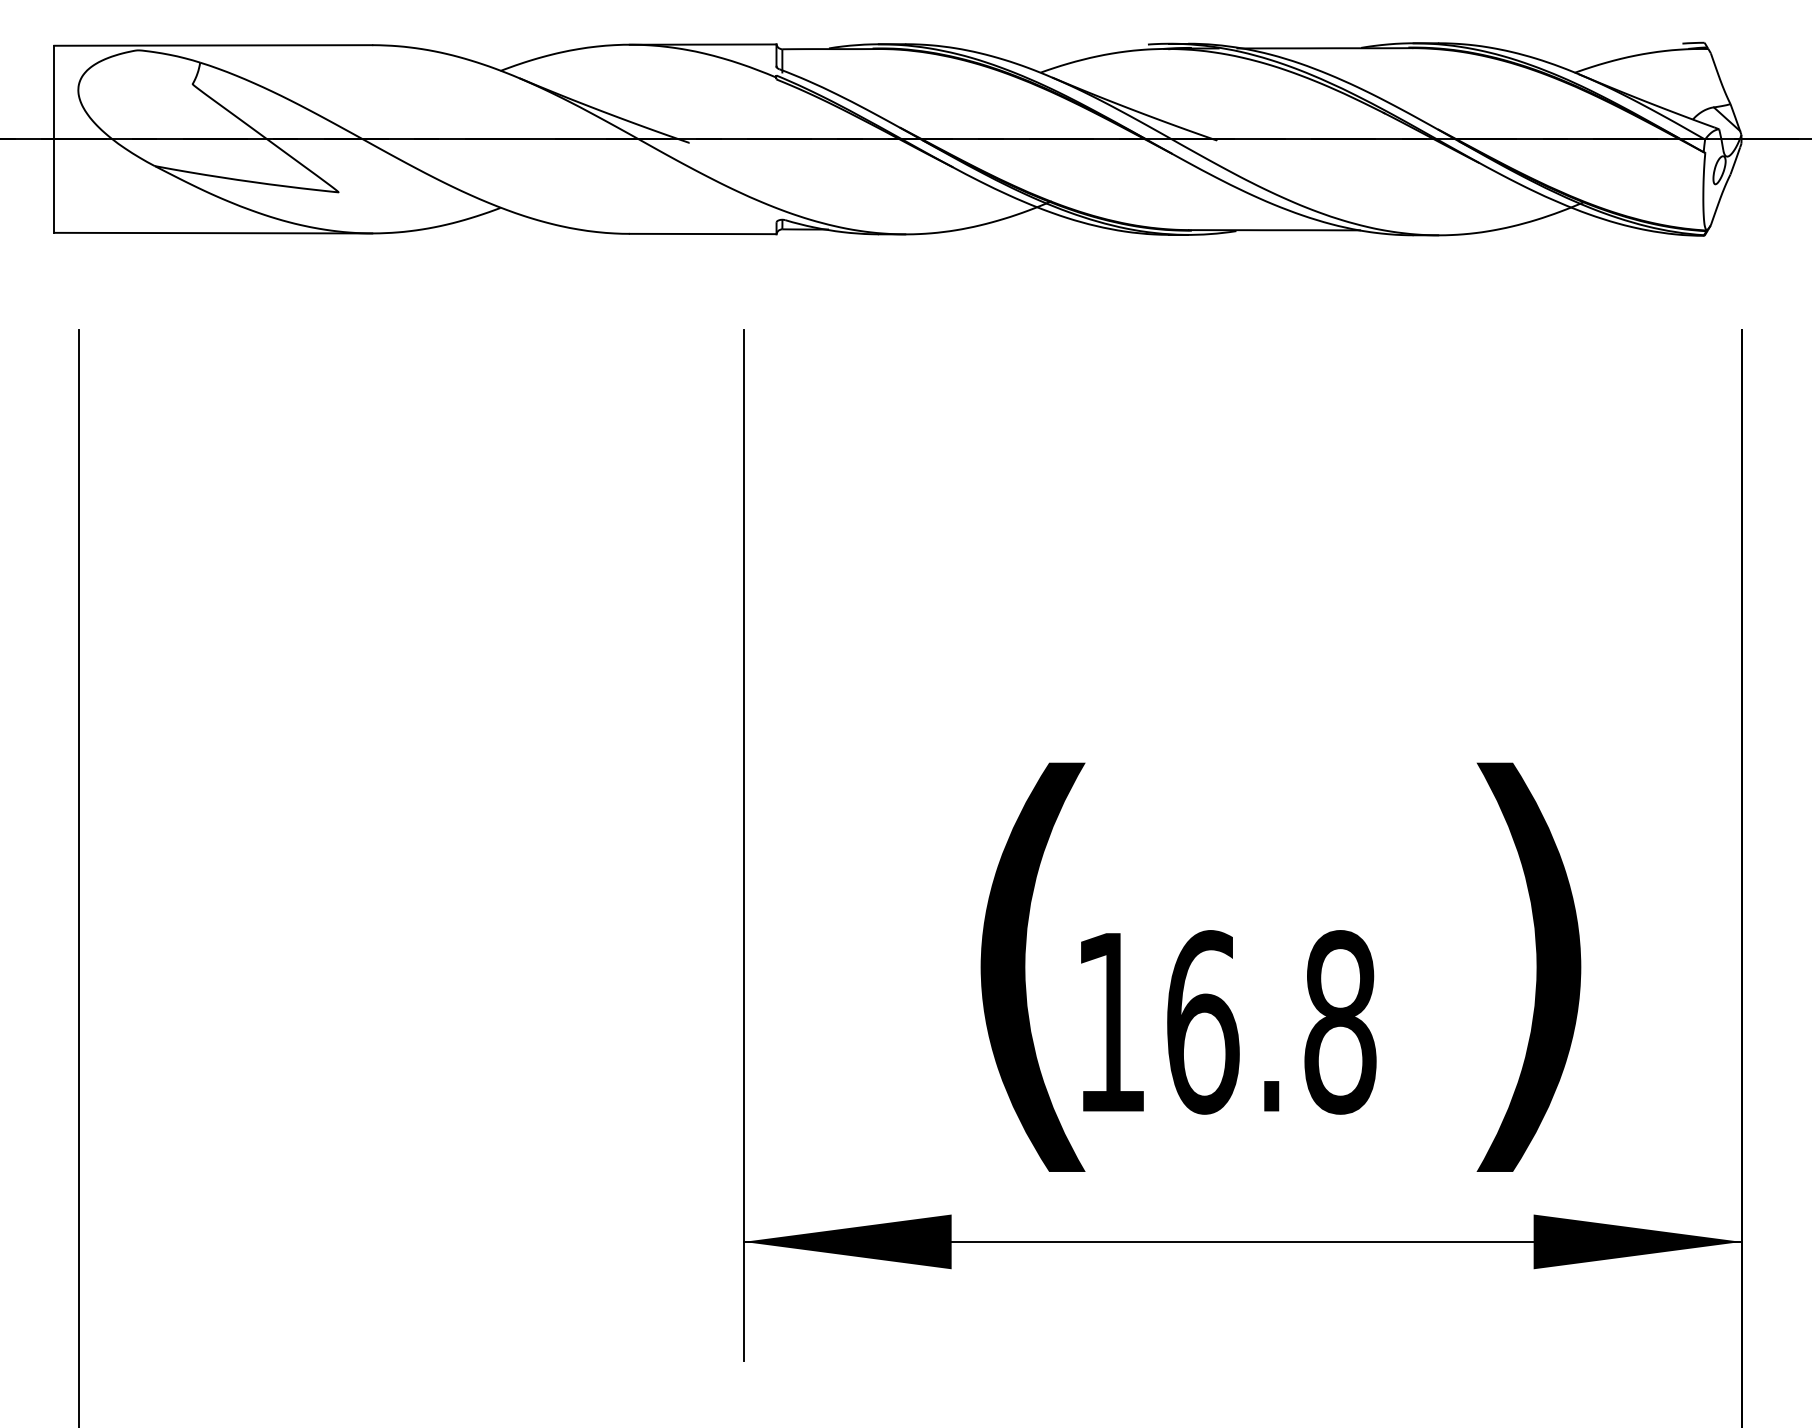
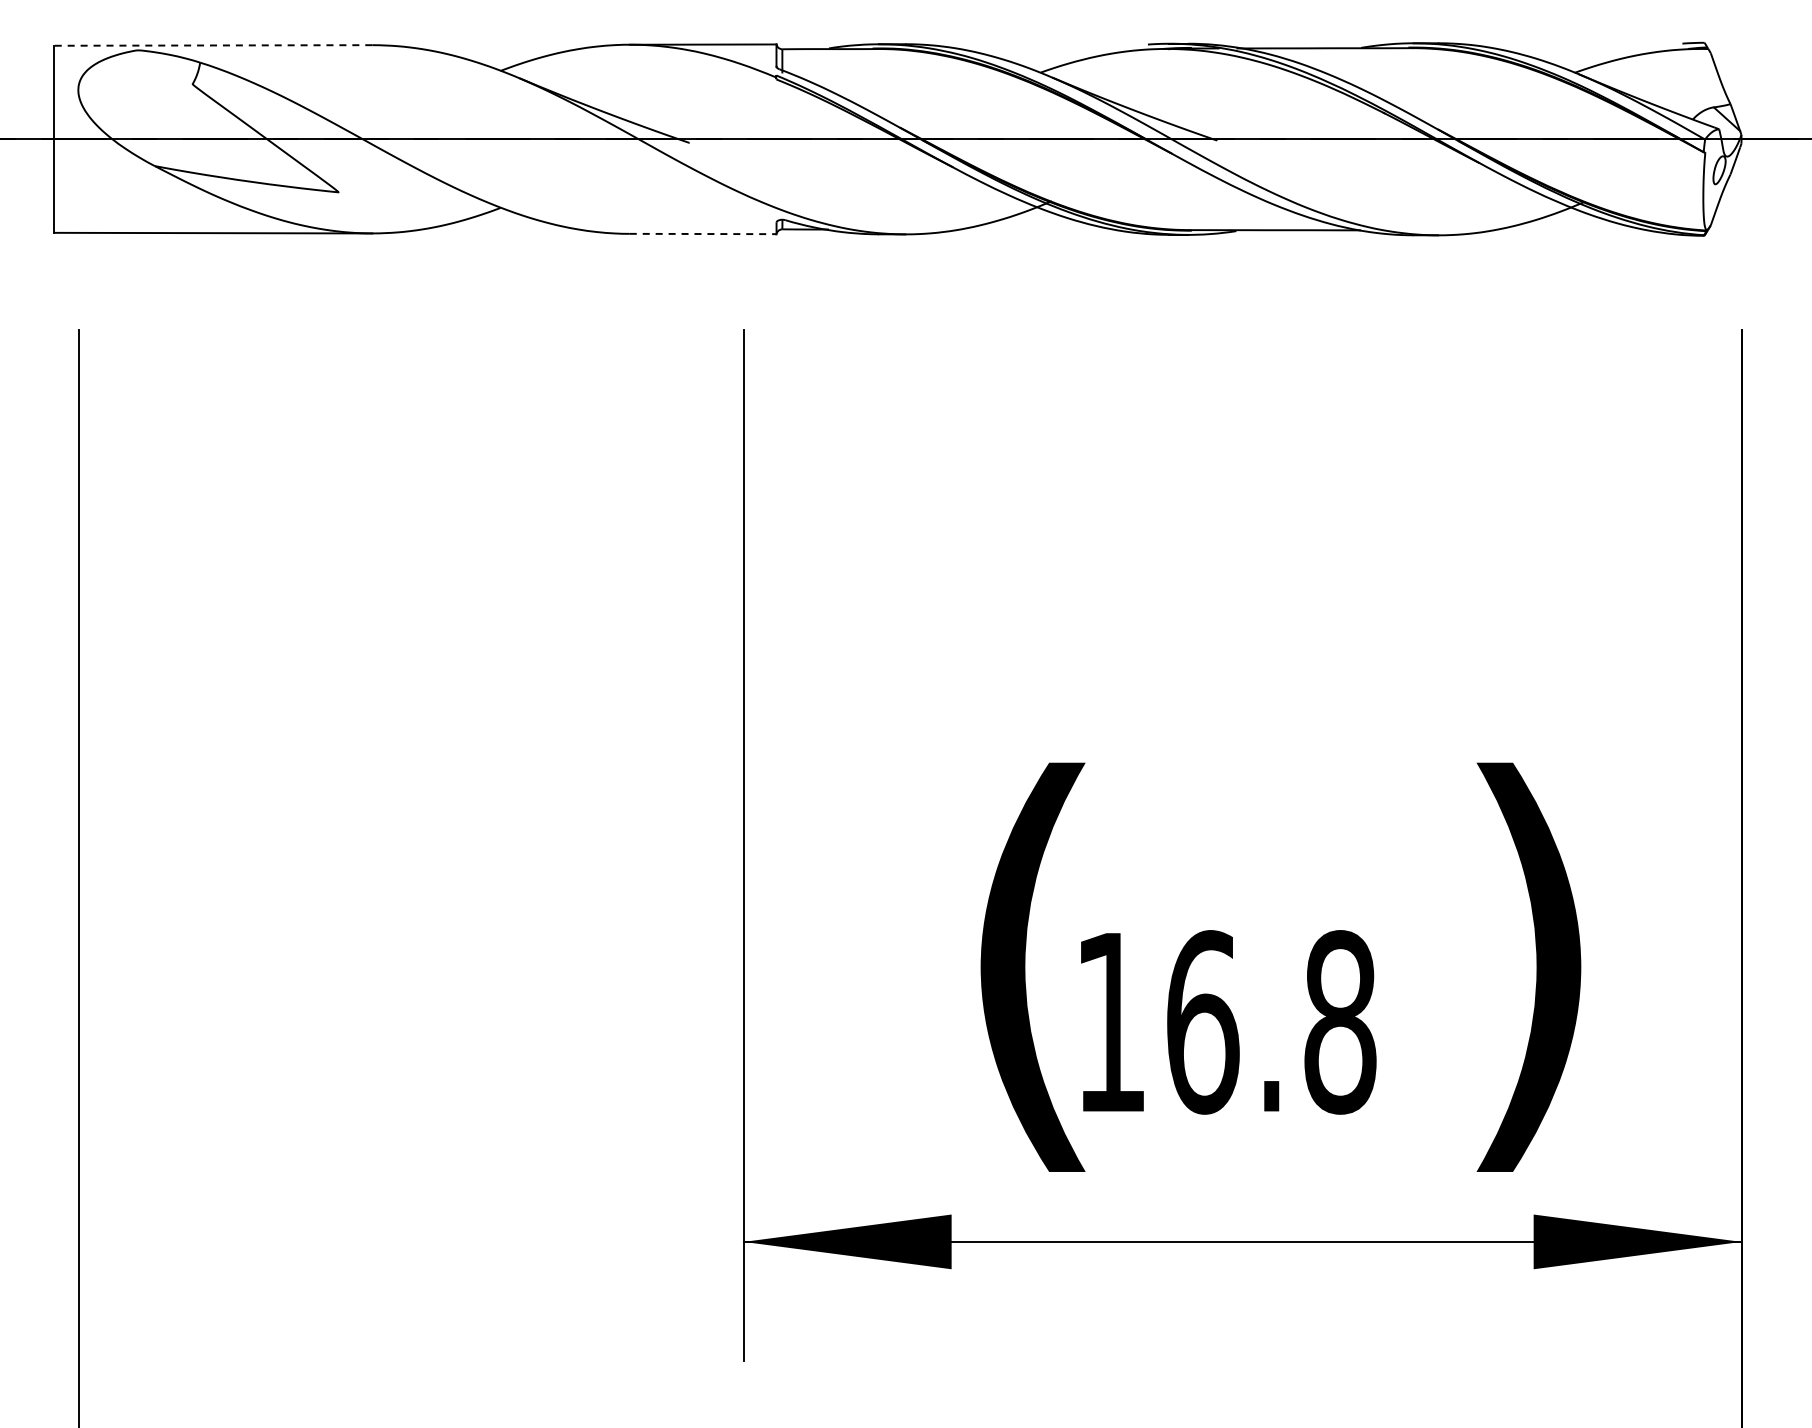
line: solid -> dashed (213, 45)
line: solid -> dashed (703, 234)
